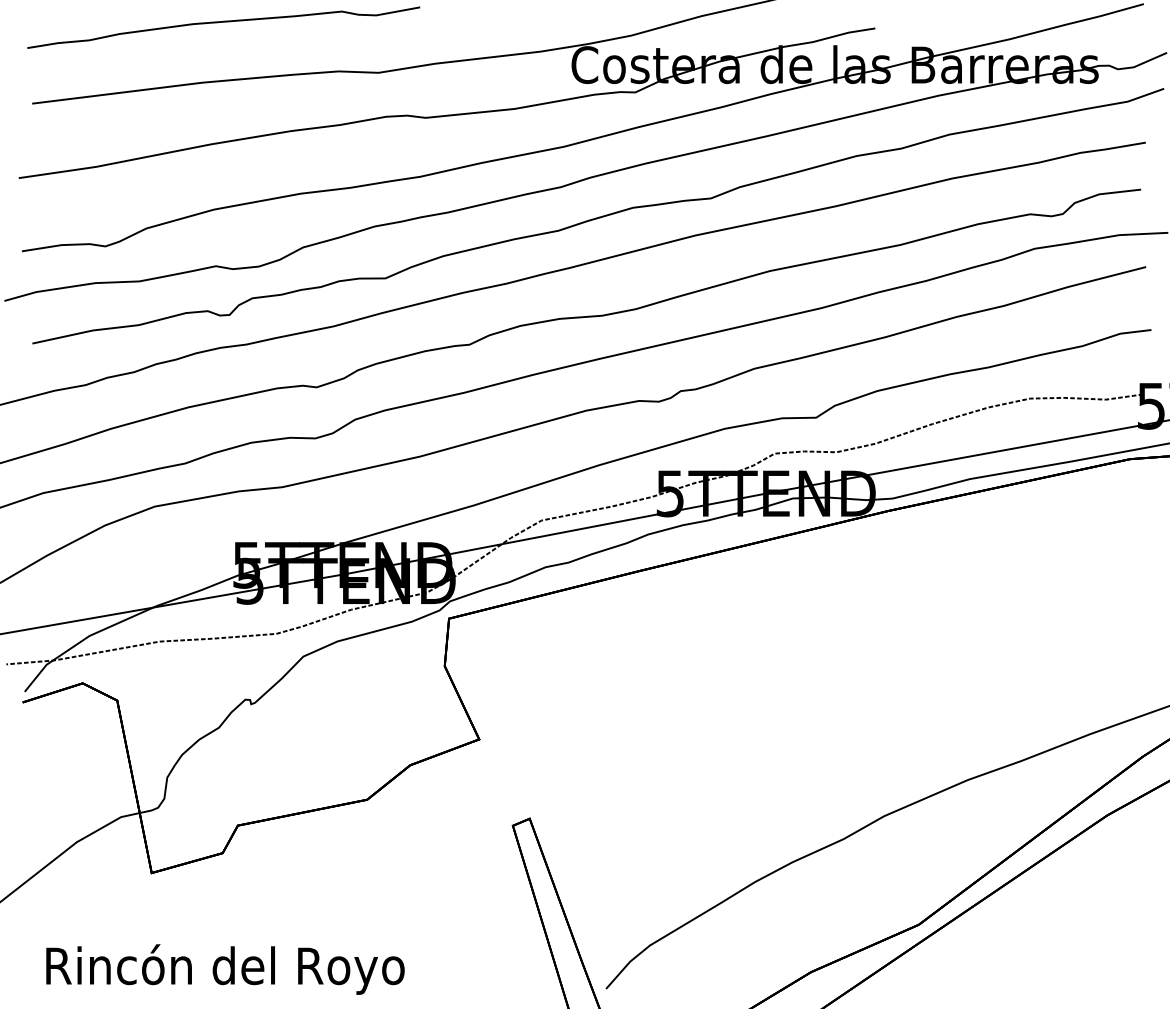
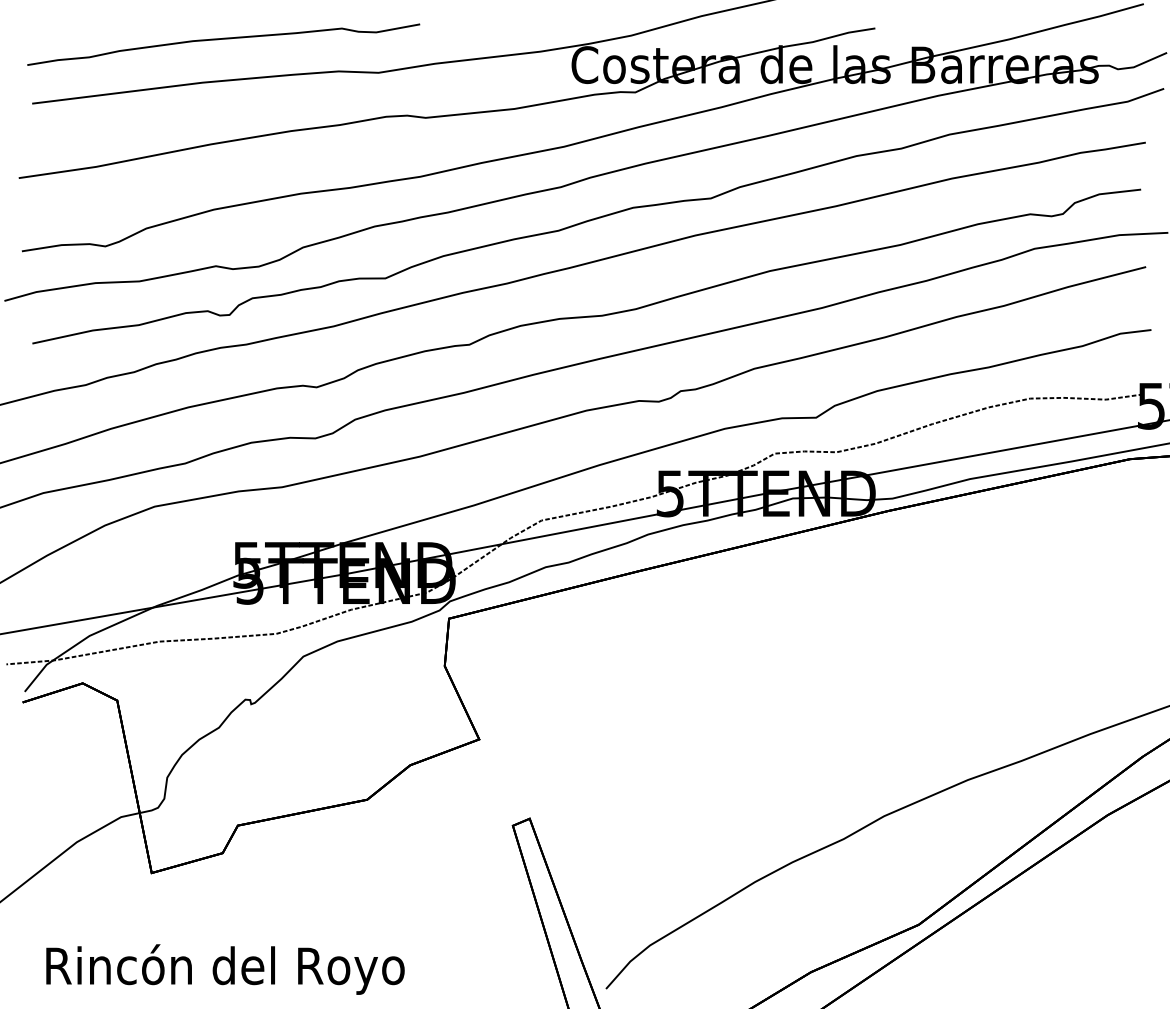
curve position: (223, 22) -> (223, 39) (223, 39)
